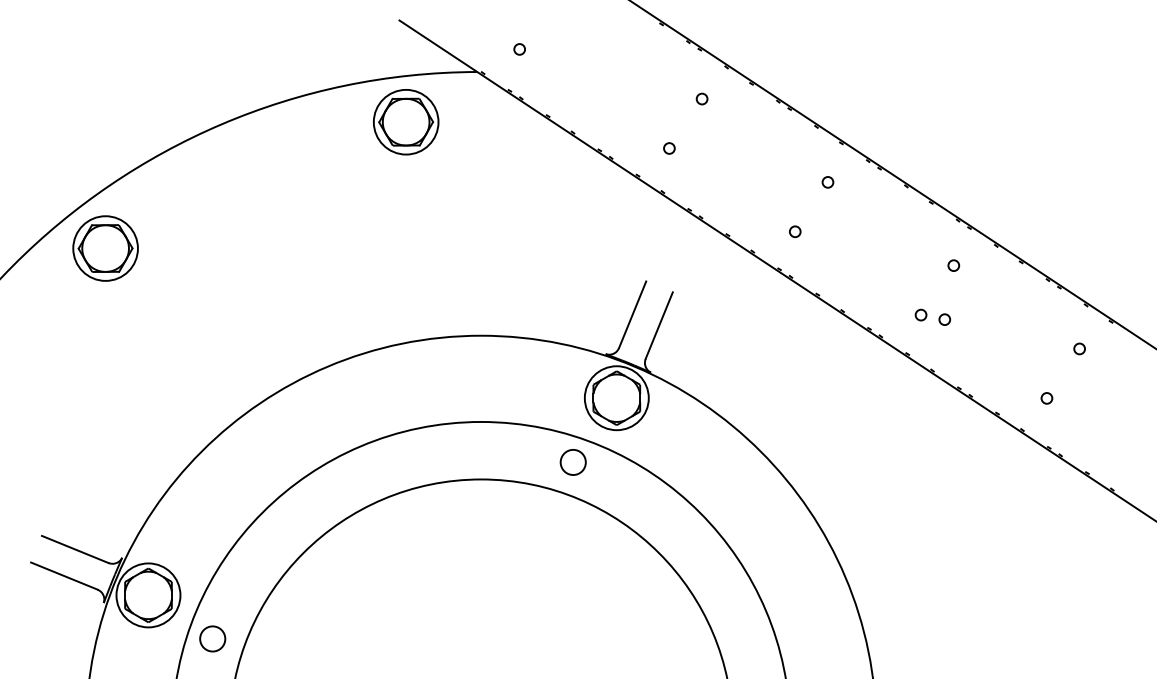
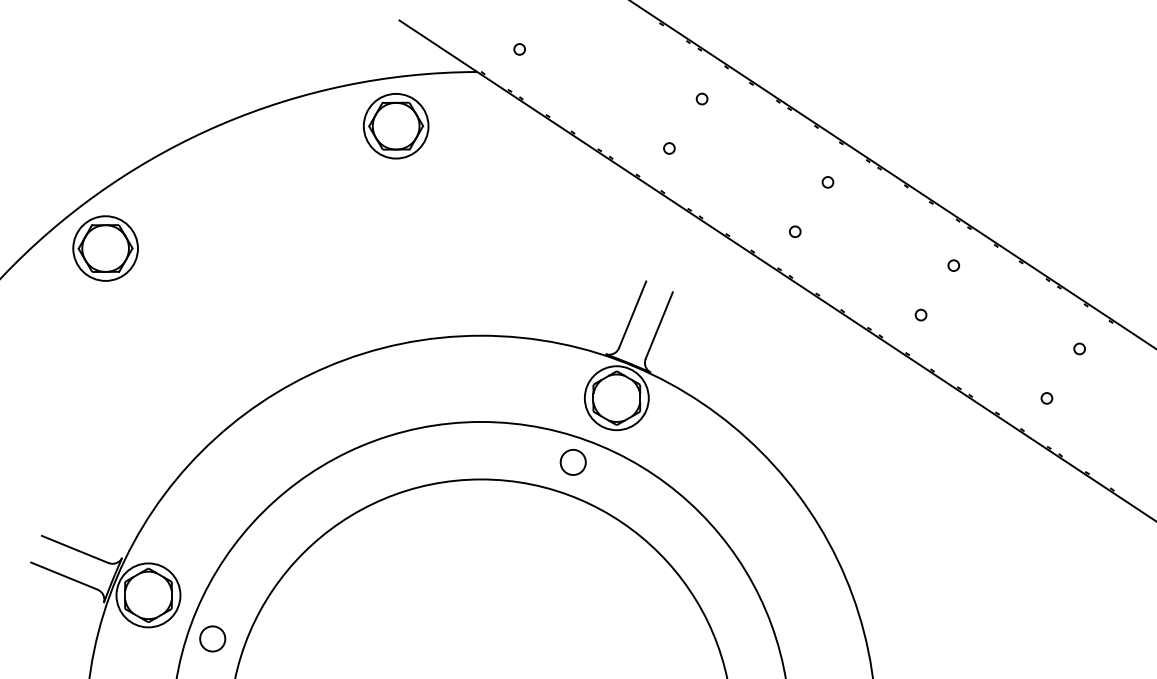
part position: (405, 122) -> (395, 126) (395, 126)
circle: present -> none (944, 319)
